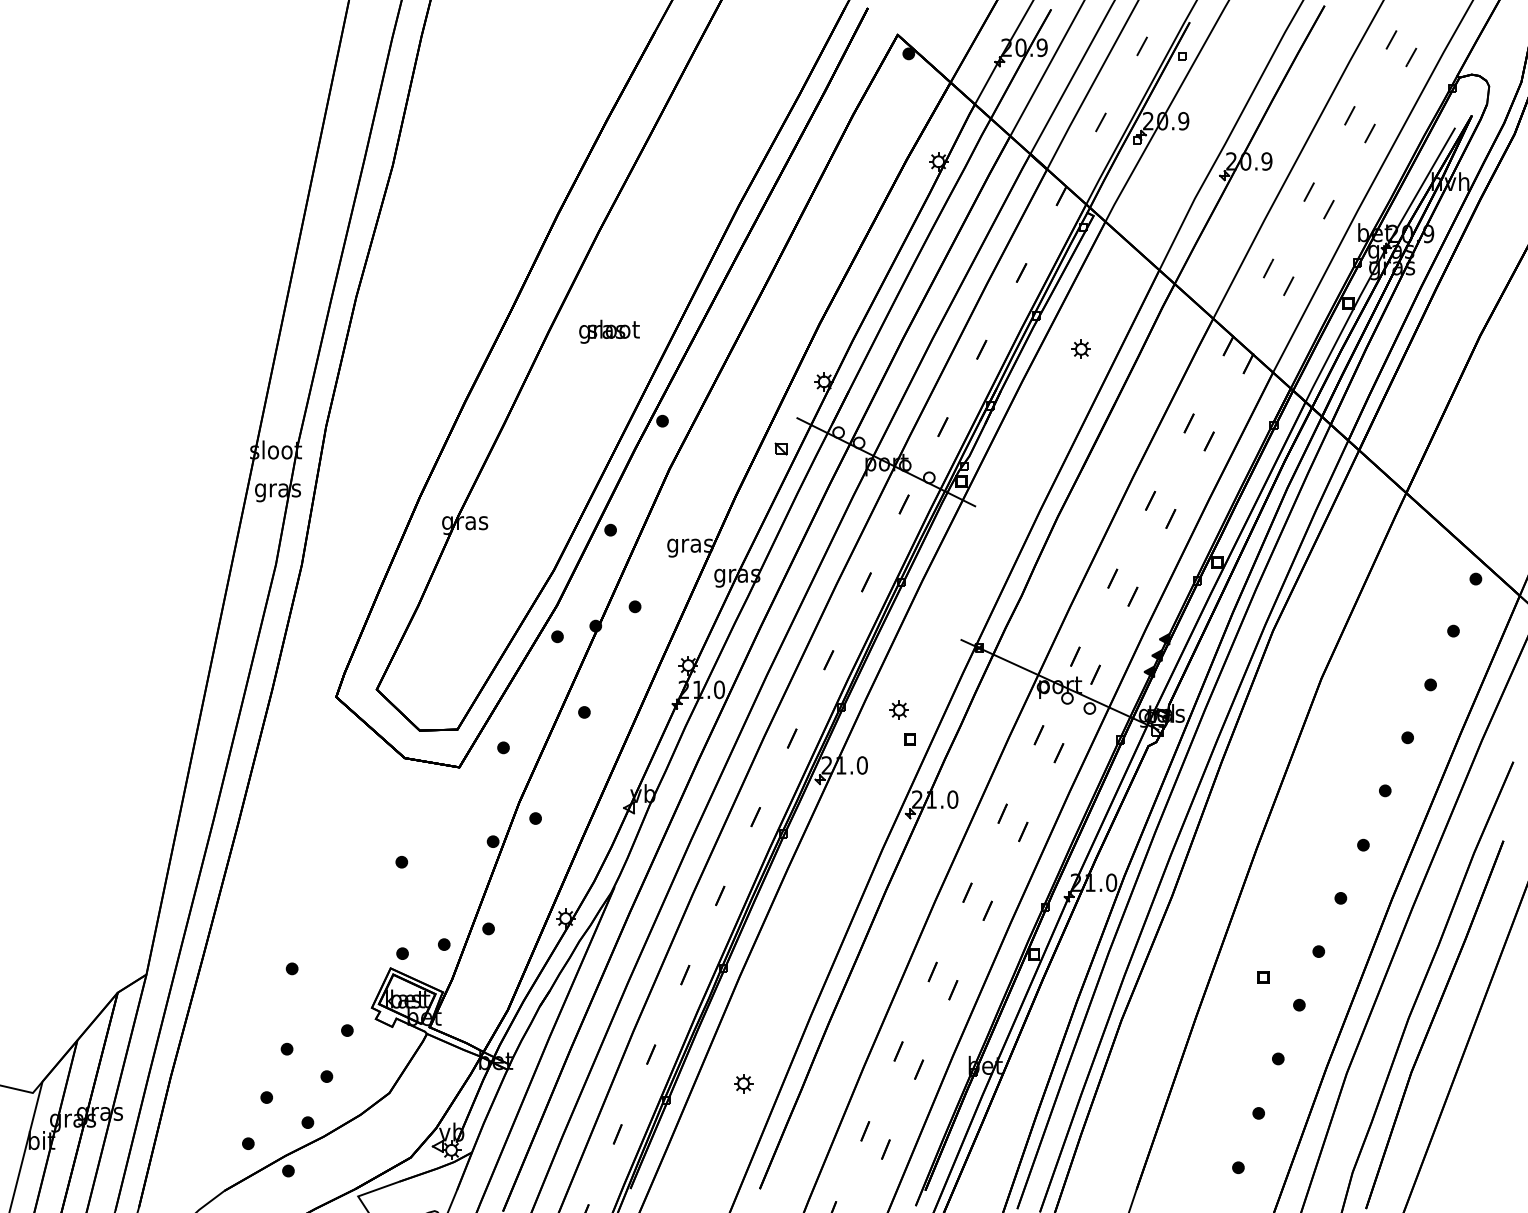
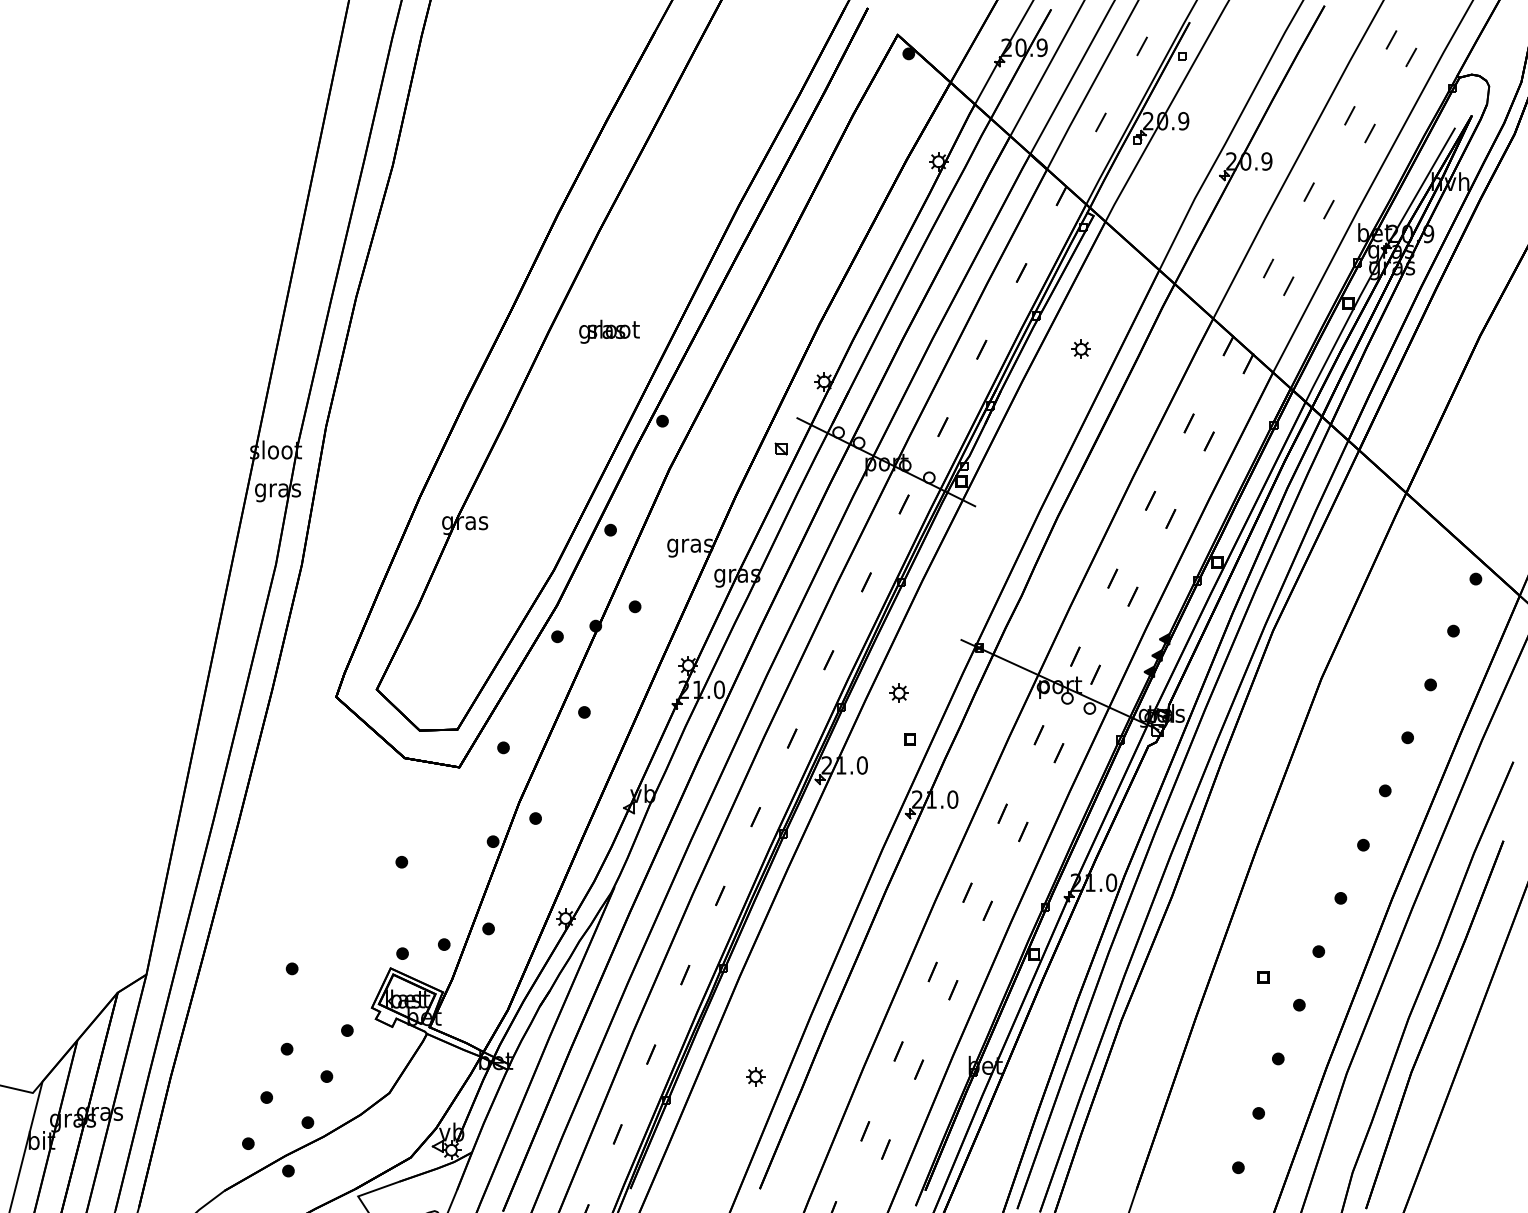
part position: (898, 709) -> (898, 692) (898, 692)
part position: (743, 1083) -> (755, 1076) (755, 1076)
